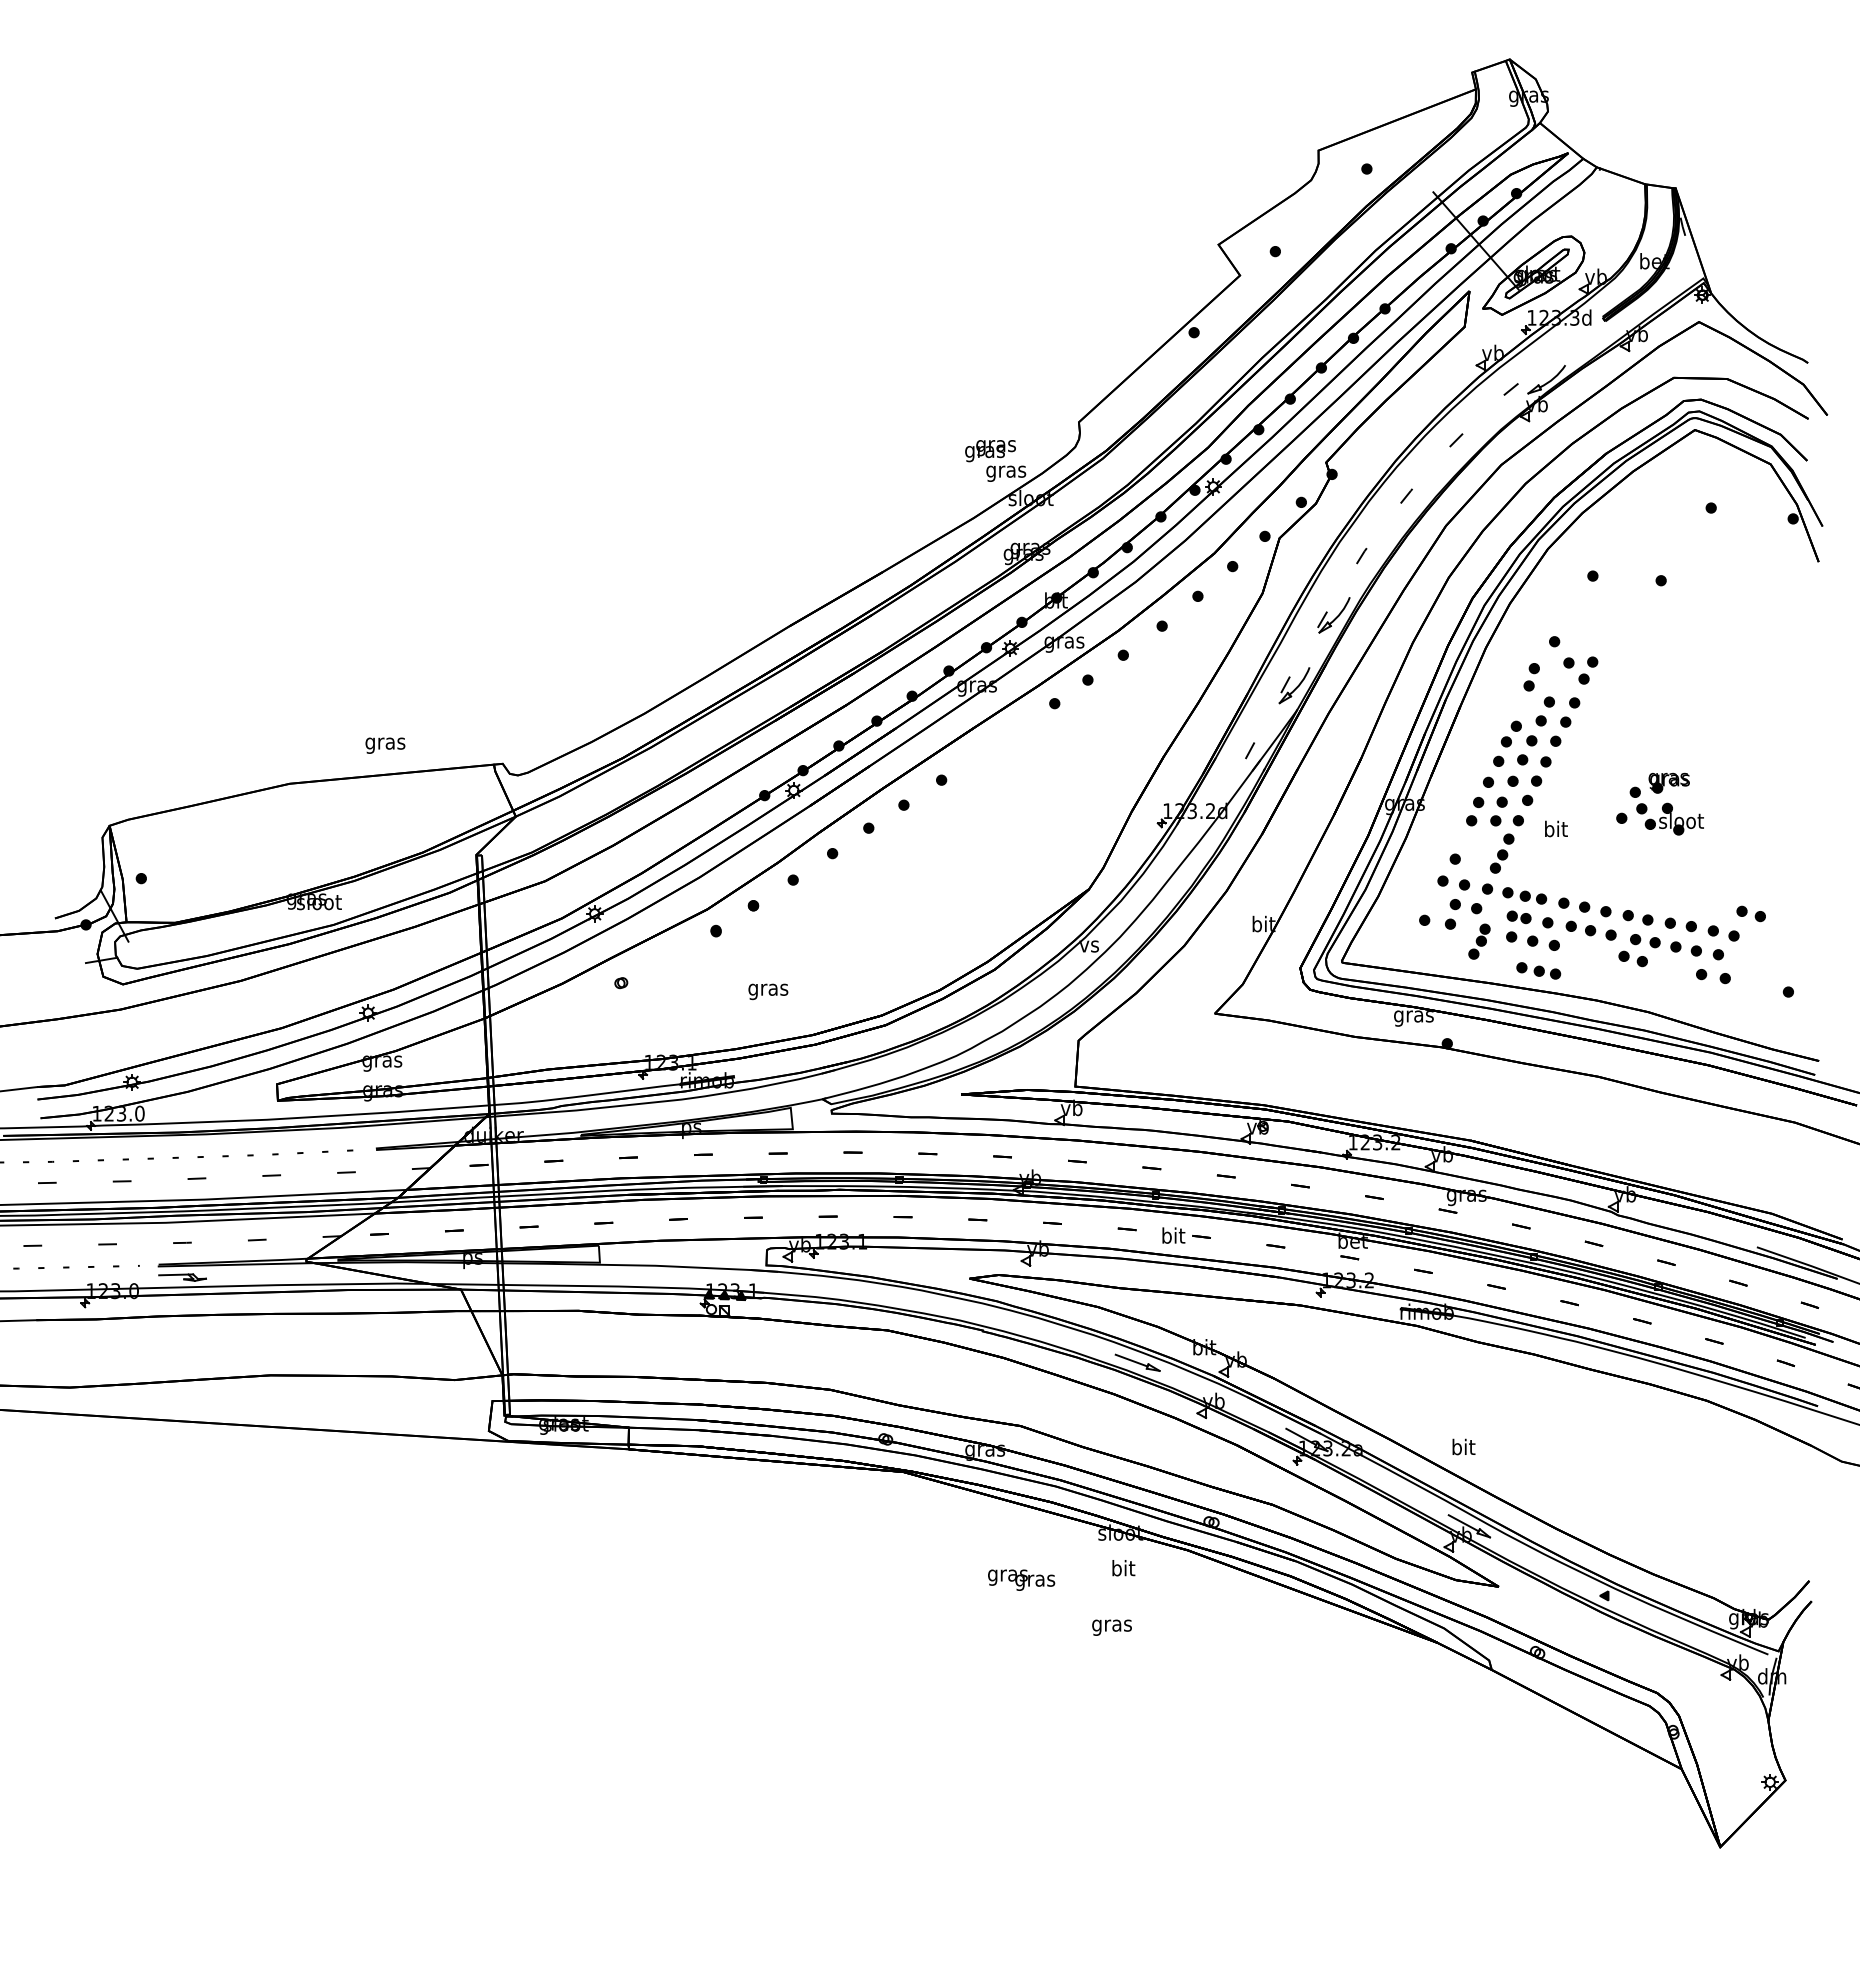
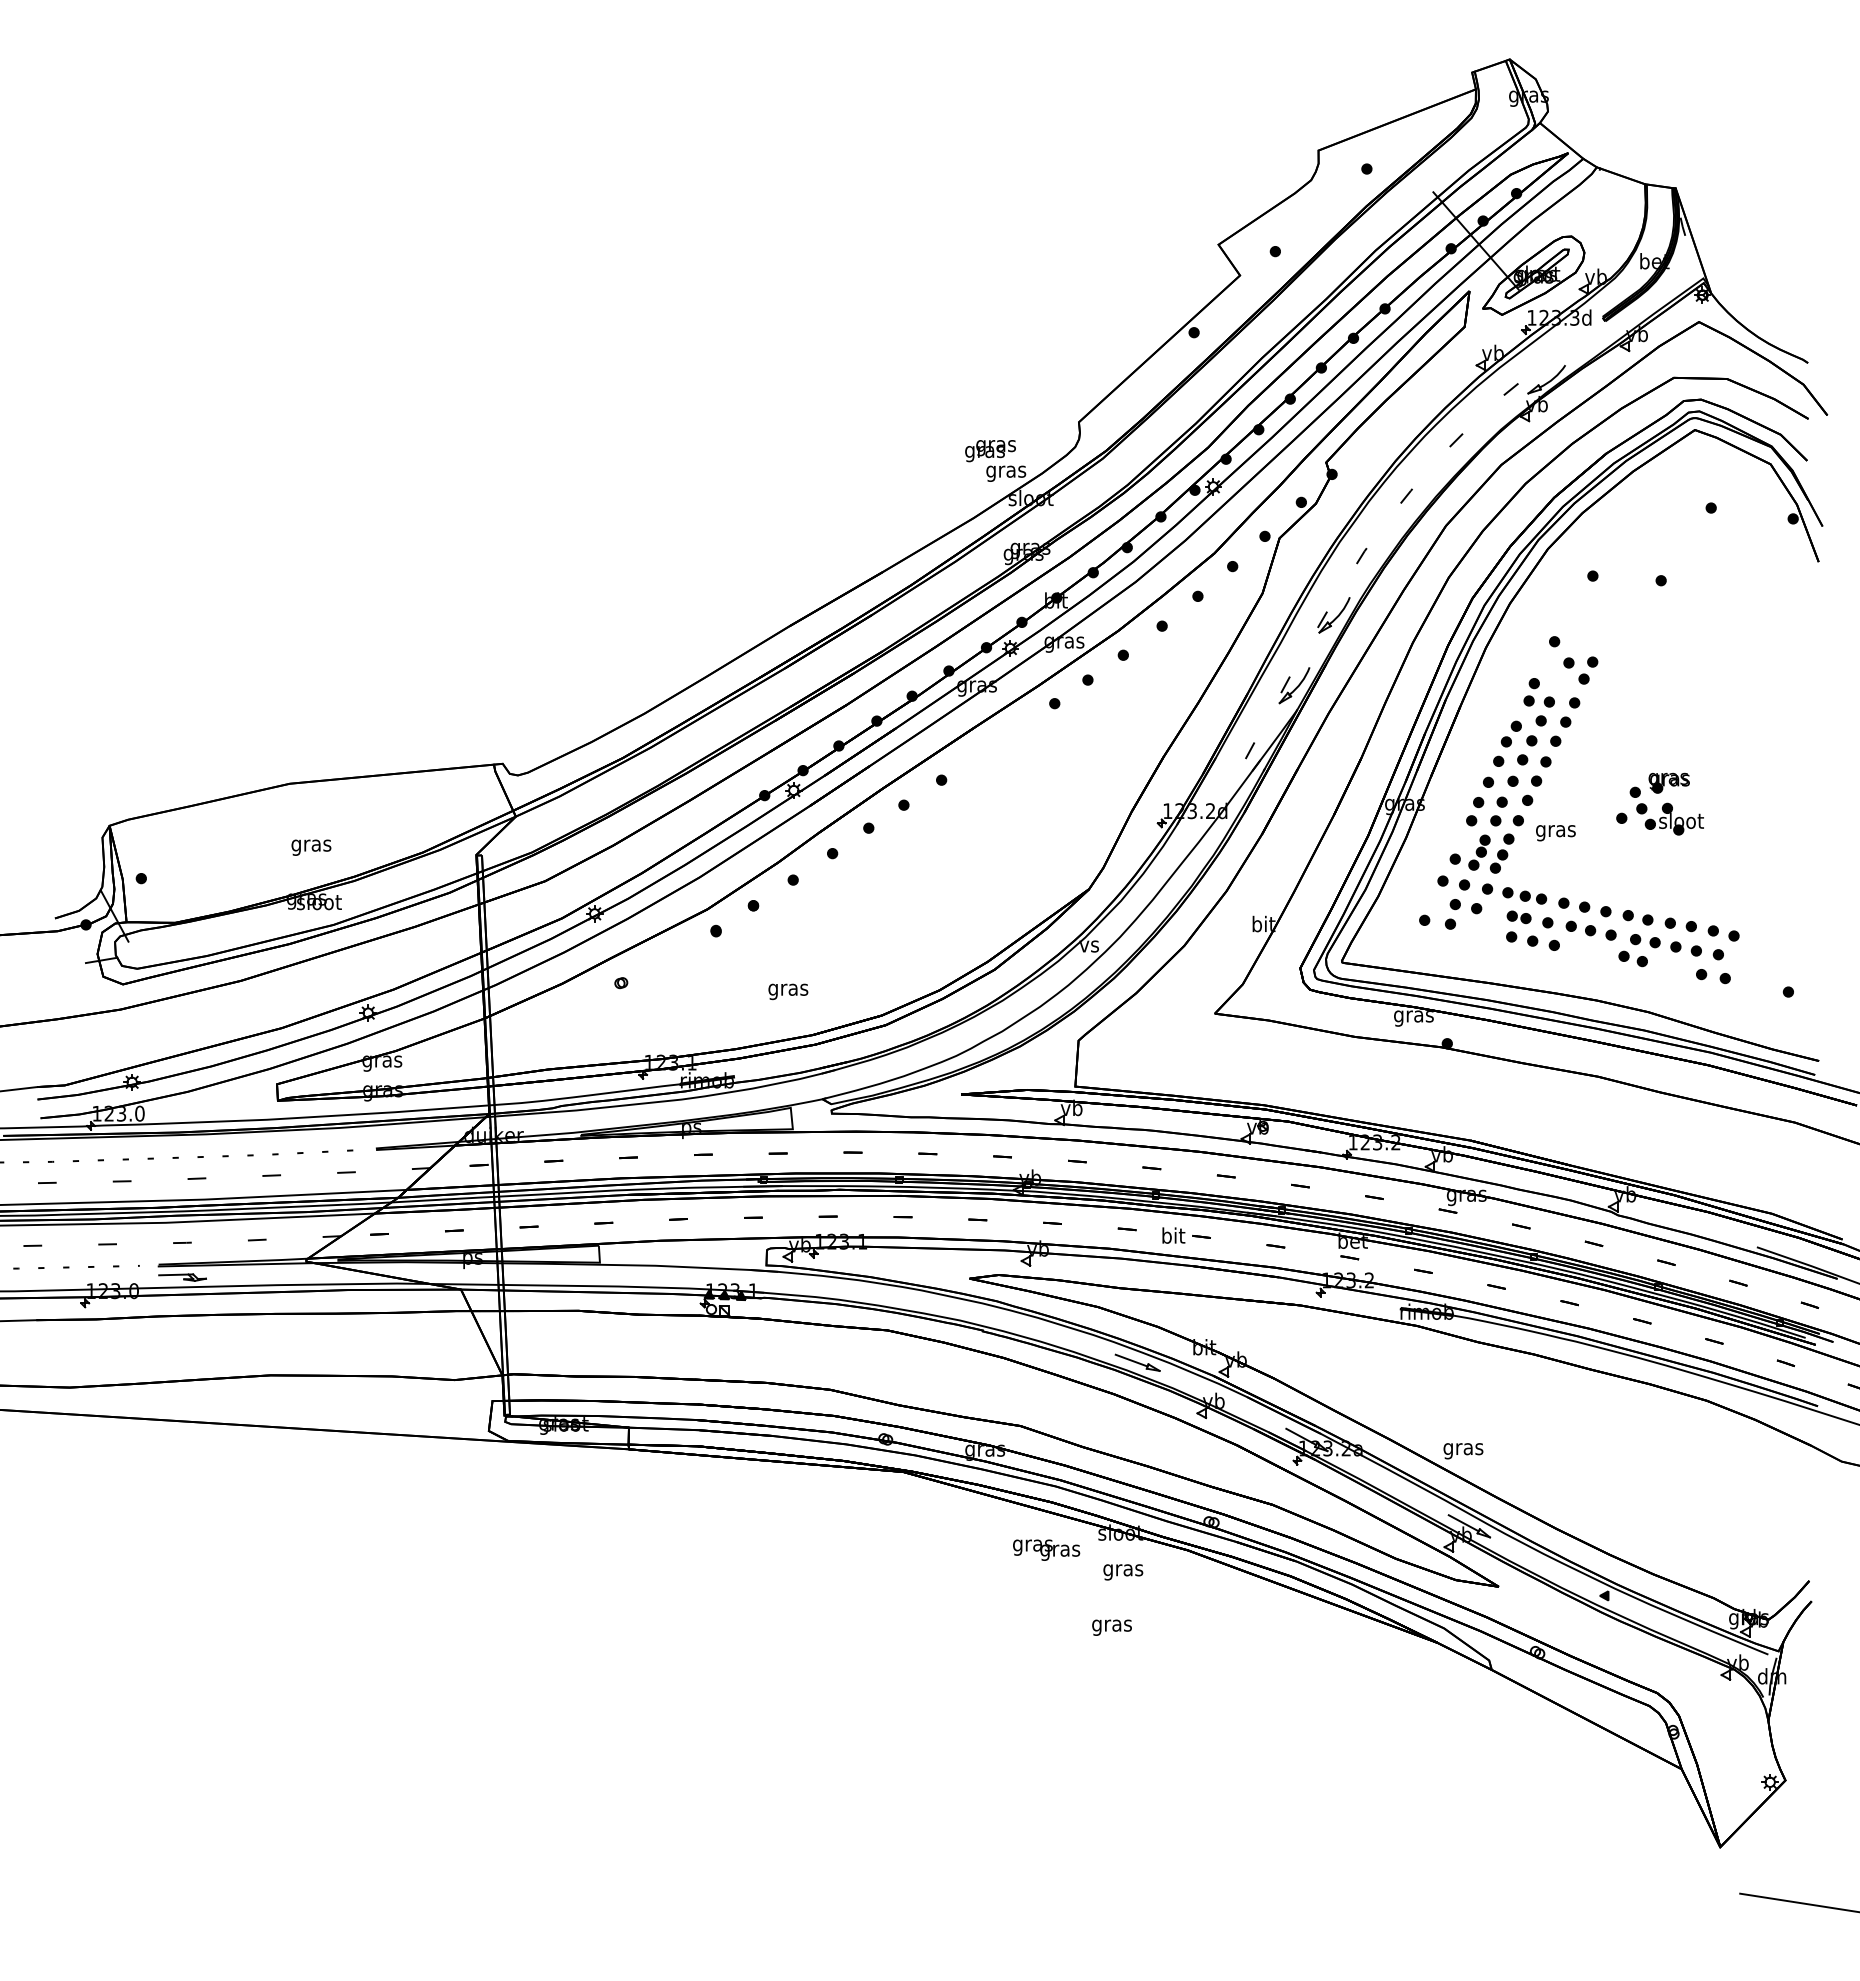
part position: (1531, 677) -> (1531, 692) (1531, 692)
text position: (385, 745) -> (311, 847) (311, 847)
text: bit -> gras (1555, 830)
part: present -> none (1750, 913)
part position: (1479, 941) -> (1479, 852) (1479, 852)
part: present -> none (1538, 970)
text position: (768, 991) -> (788, 991) (788, 991)
text: bit -> gras (1463, 1448)
text: bit -> gras (1123, 1570)
text position: (1021, 1579) -> (1046, 1549) (1046, 1549)
line: none -> present (1798, 1902)
